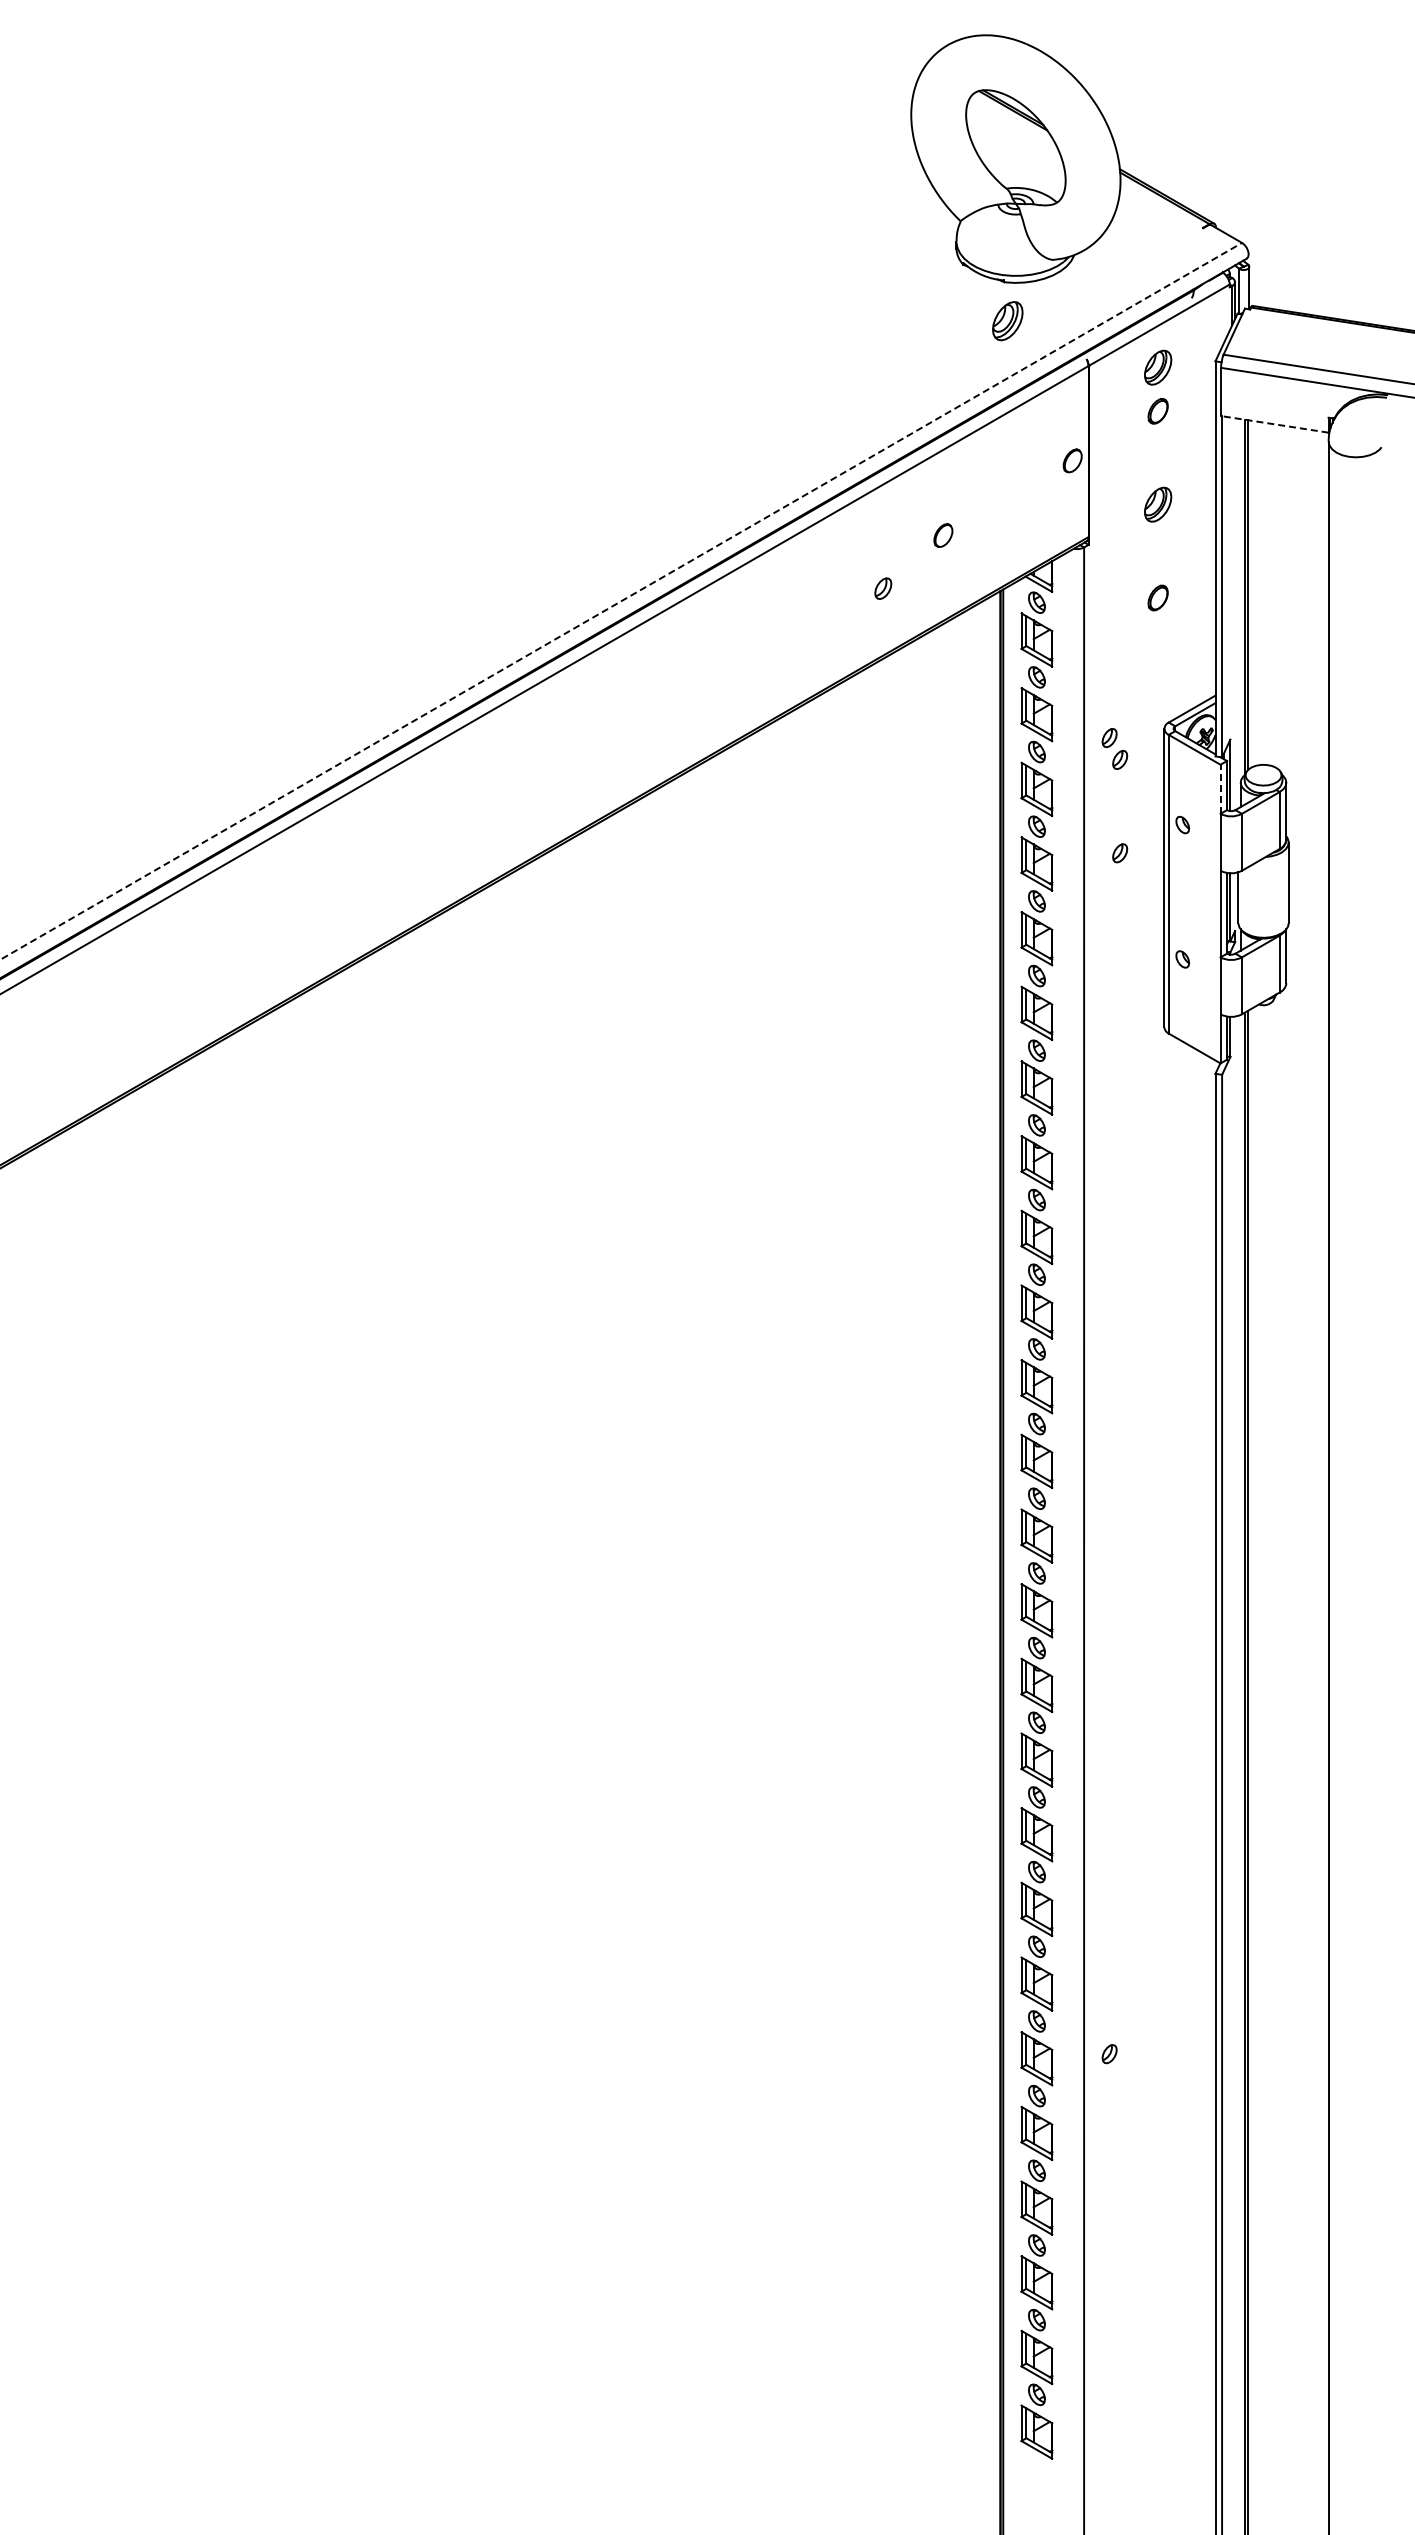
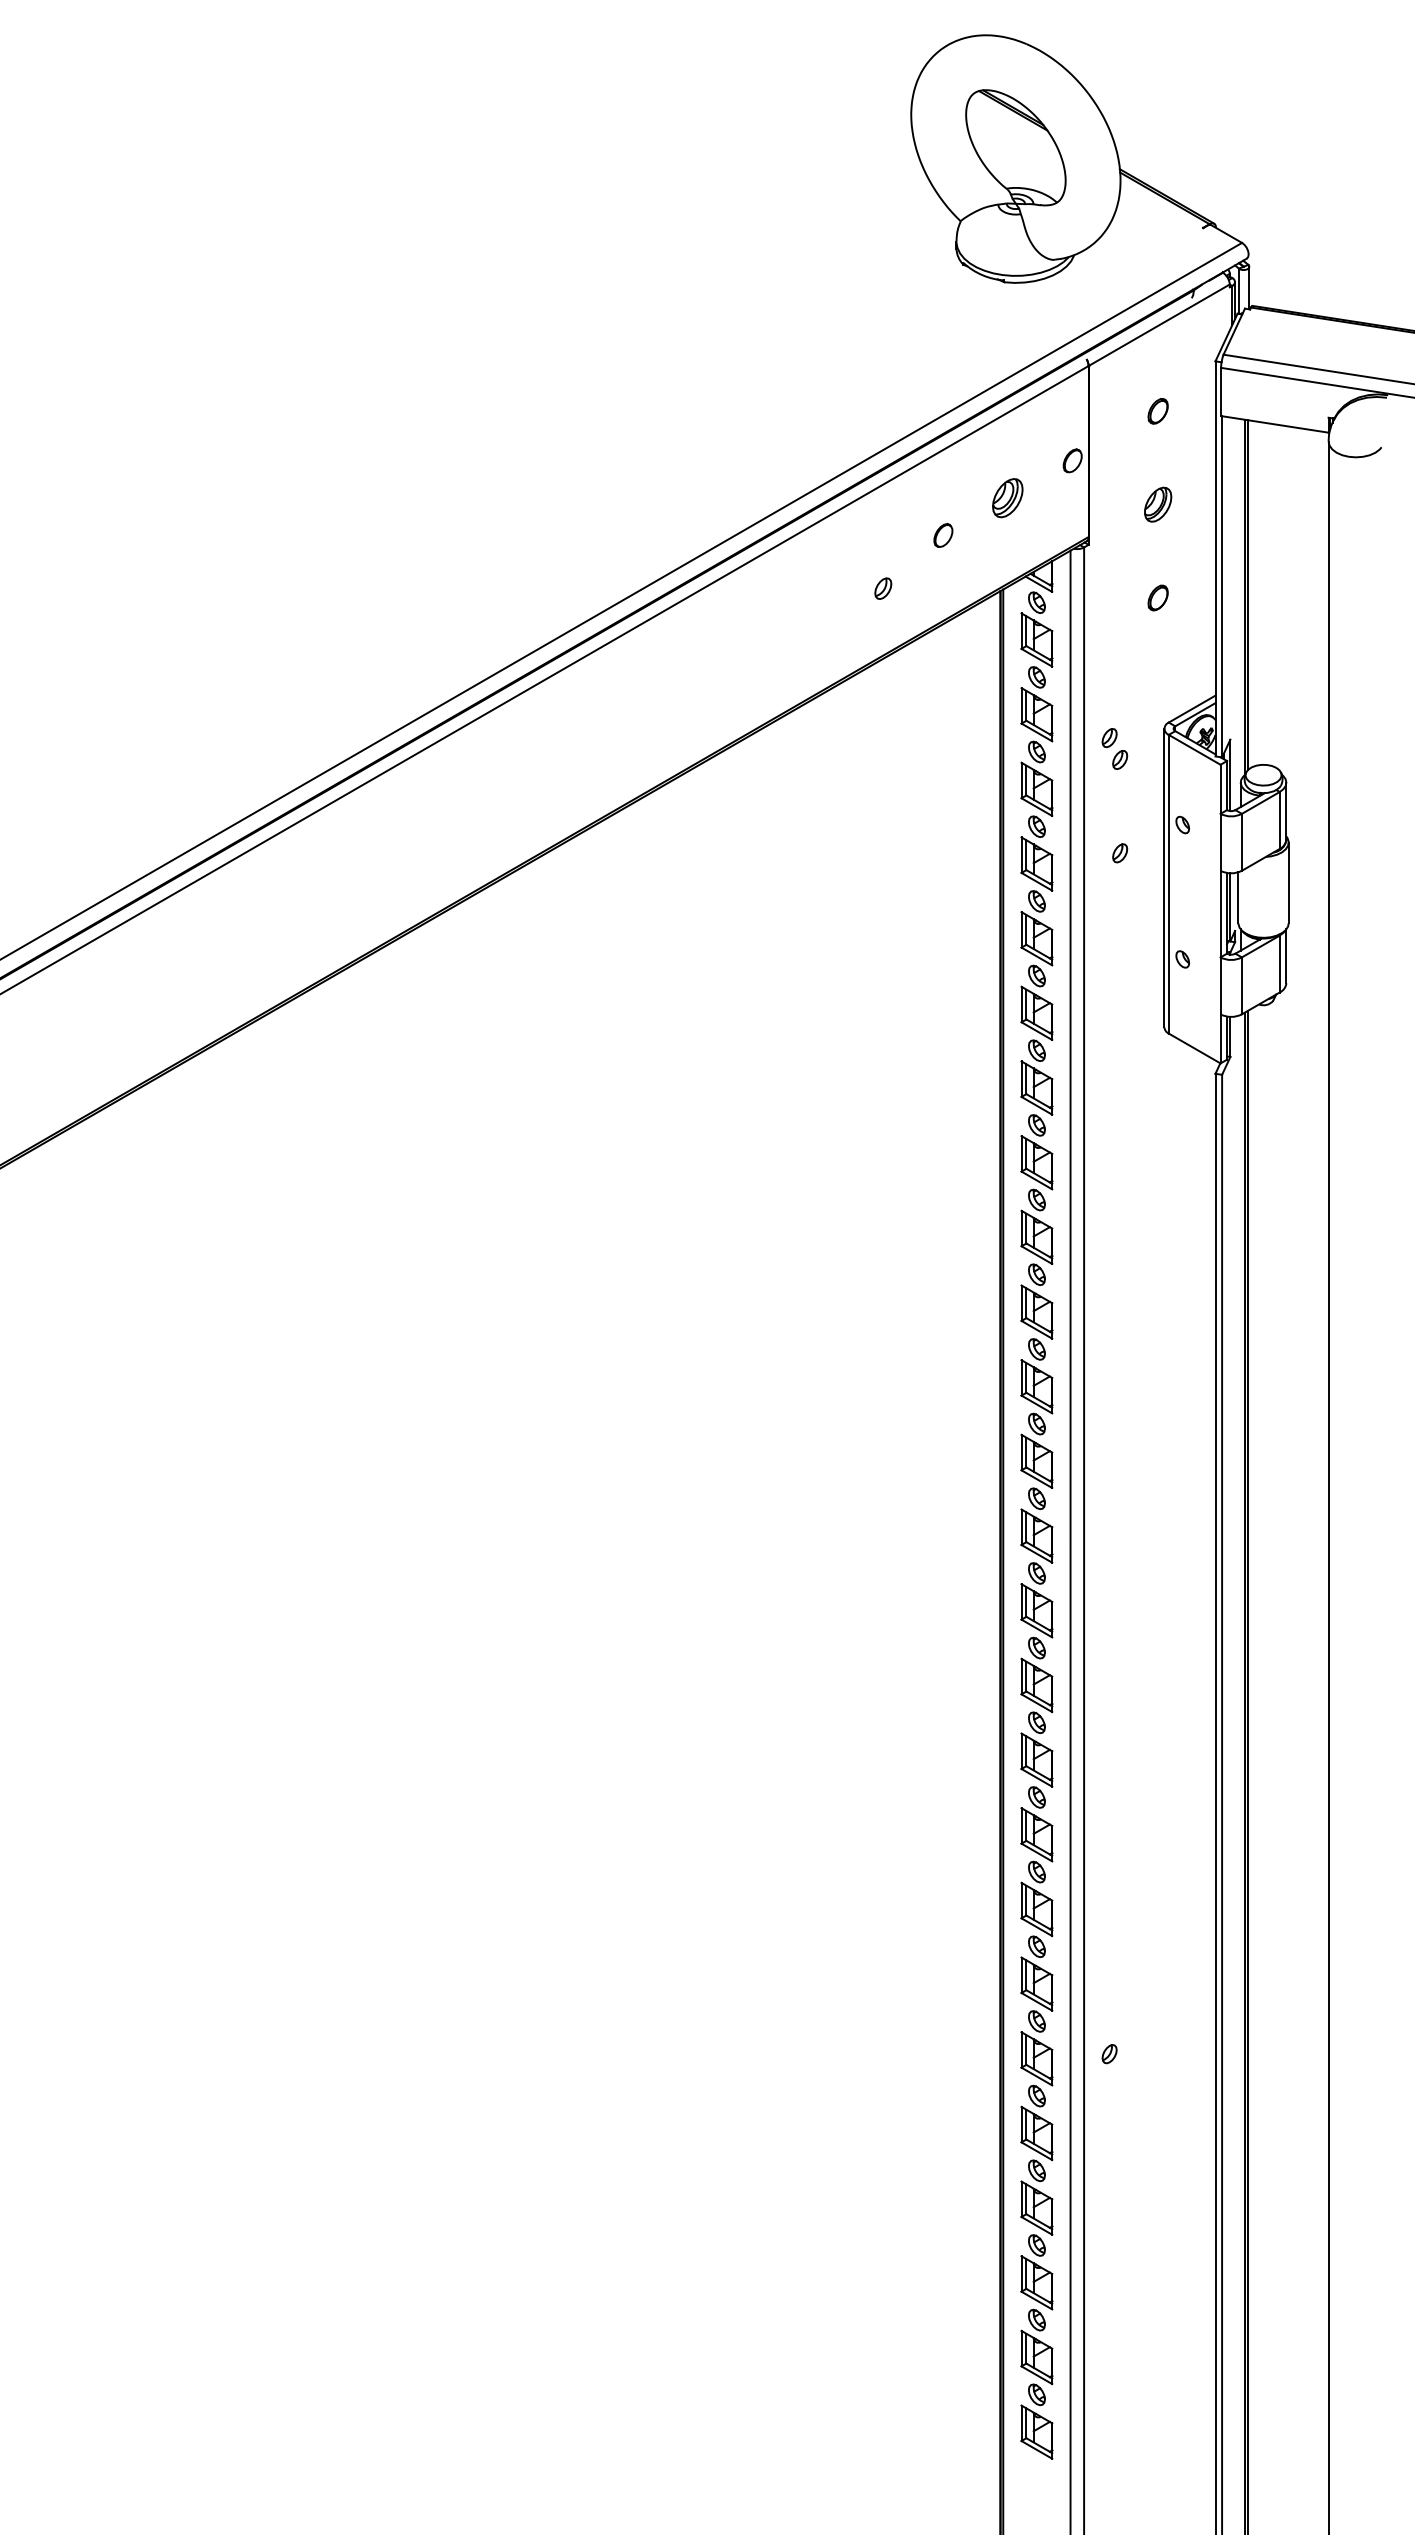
part position: (1007, 321) -> (1007, 498) (1007, 498)
part: present -> none (1158, 367)
line: dashed -> solid (1274, 424)
line: dashed -> solid (621, 601)
line: dashed -> solid (1220, 789)
line: none -> present (1070, 1540)
